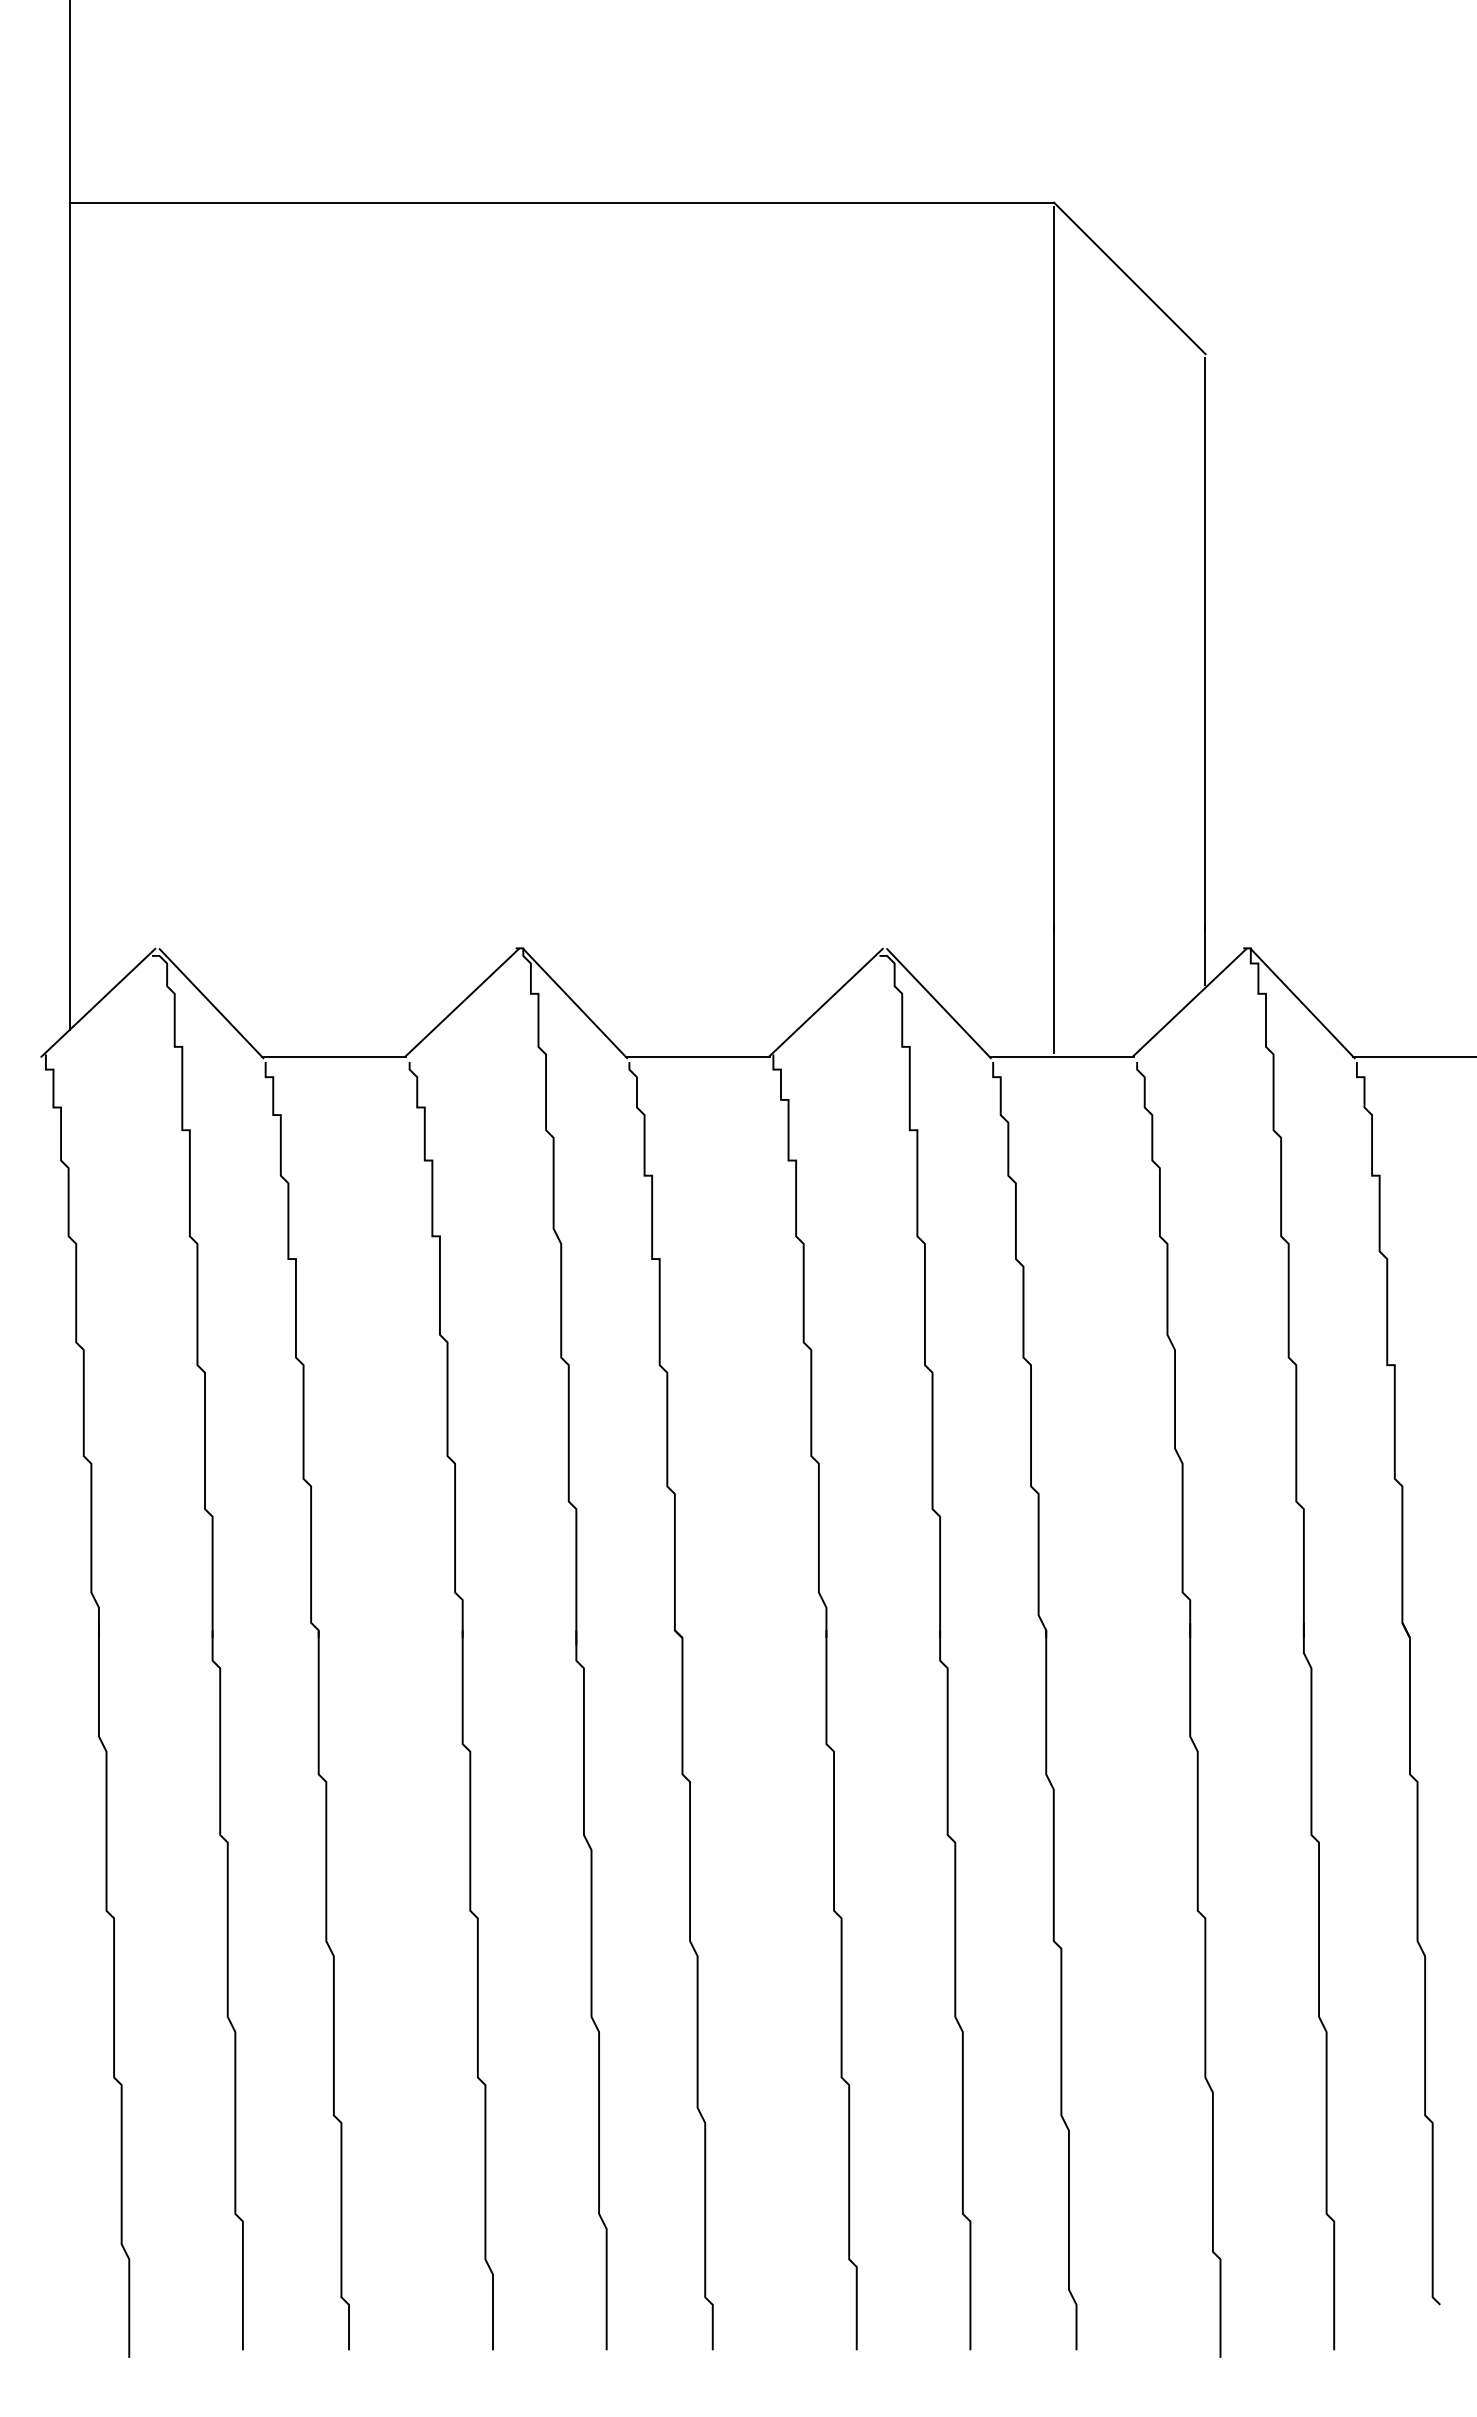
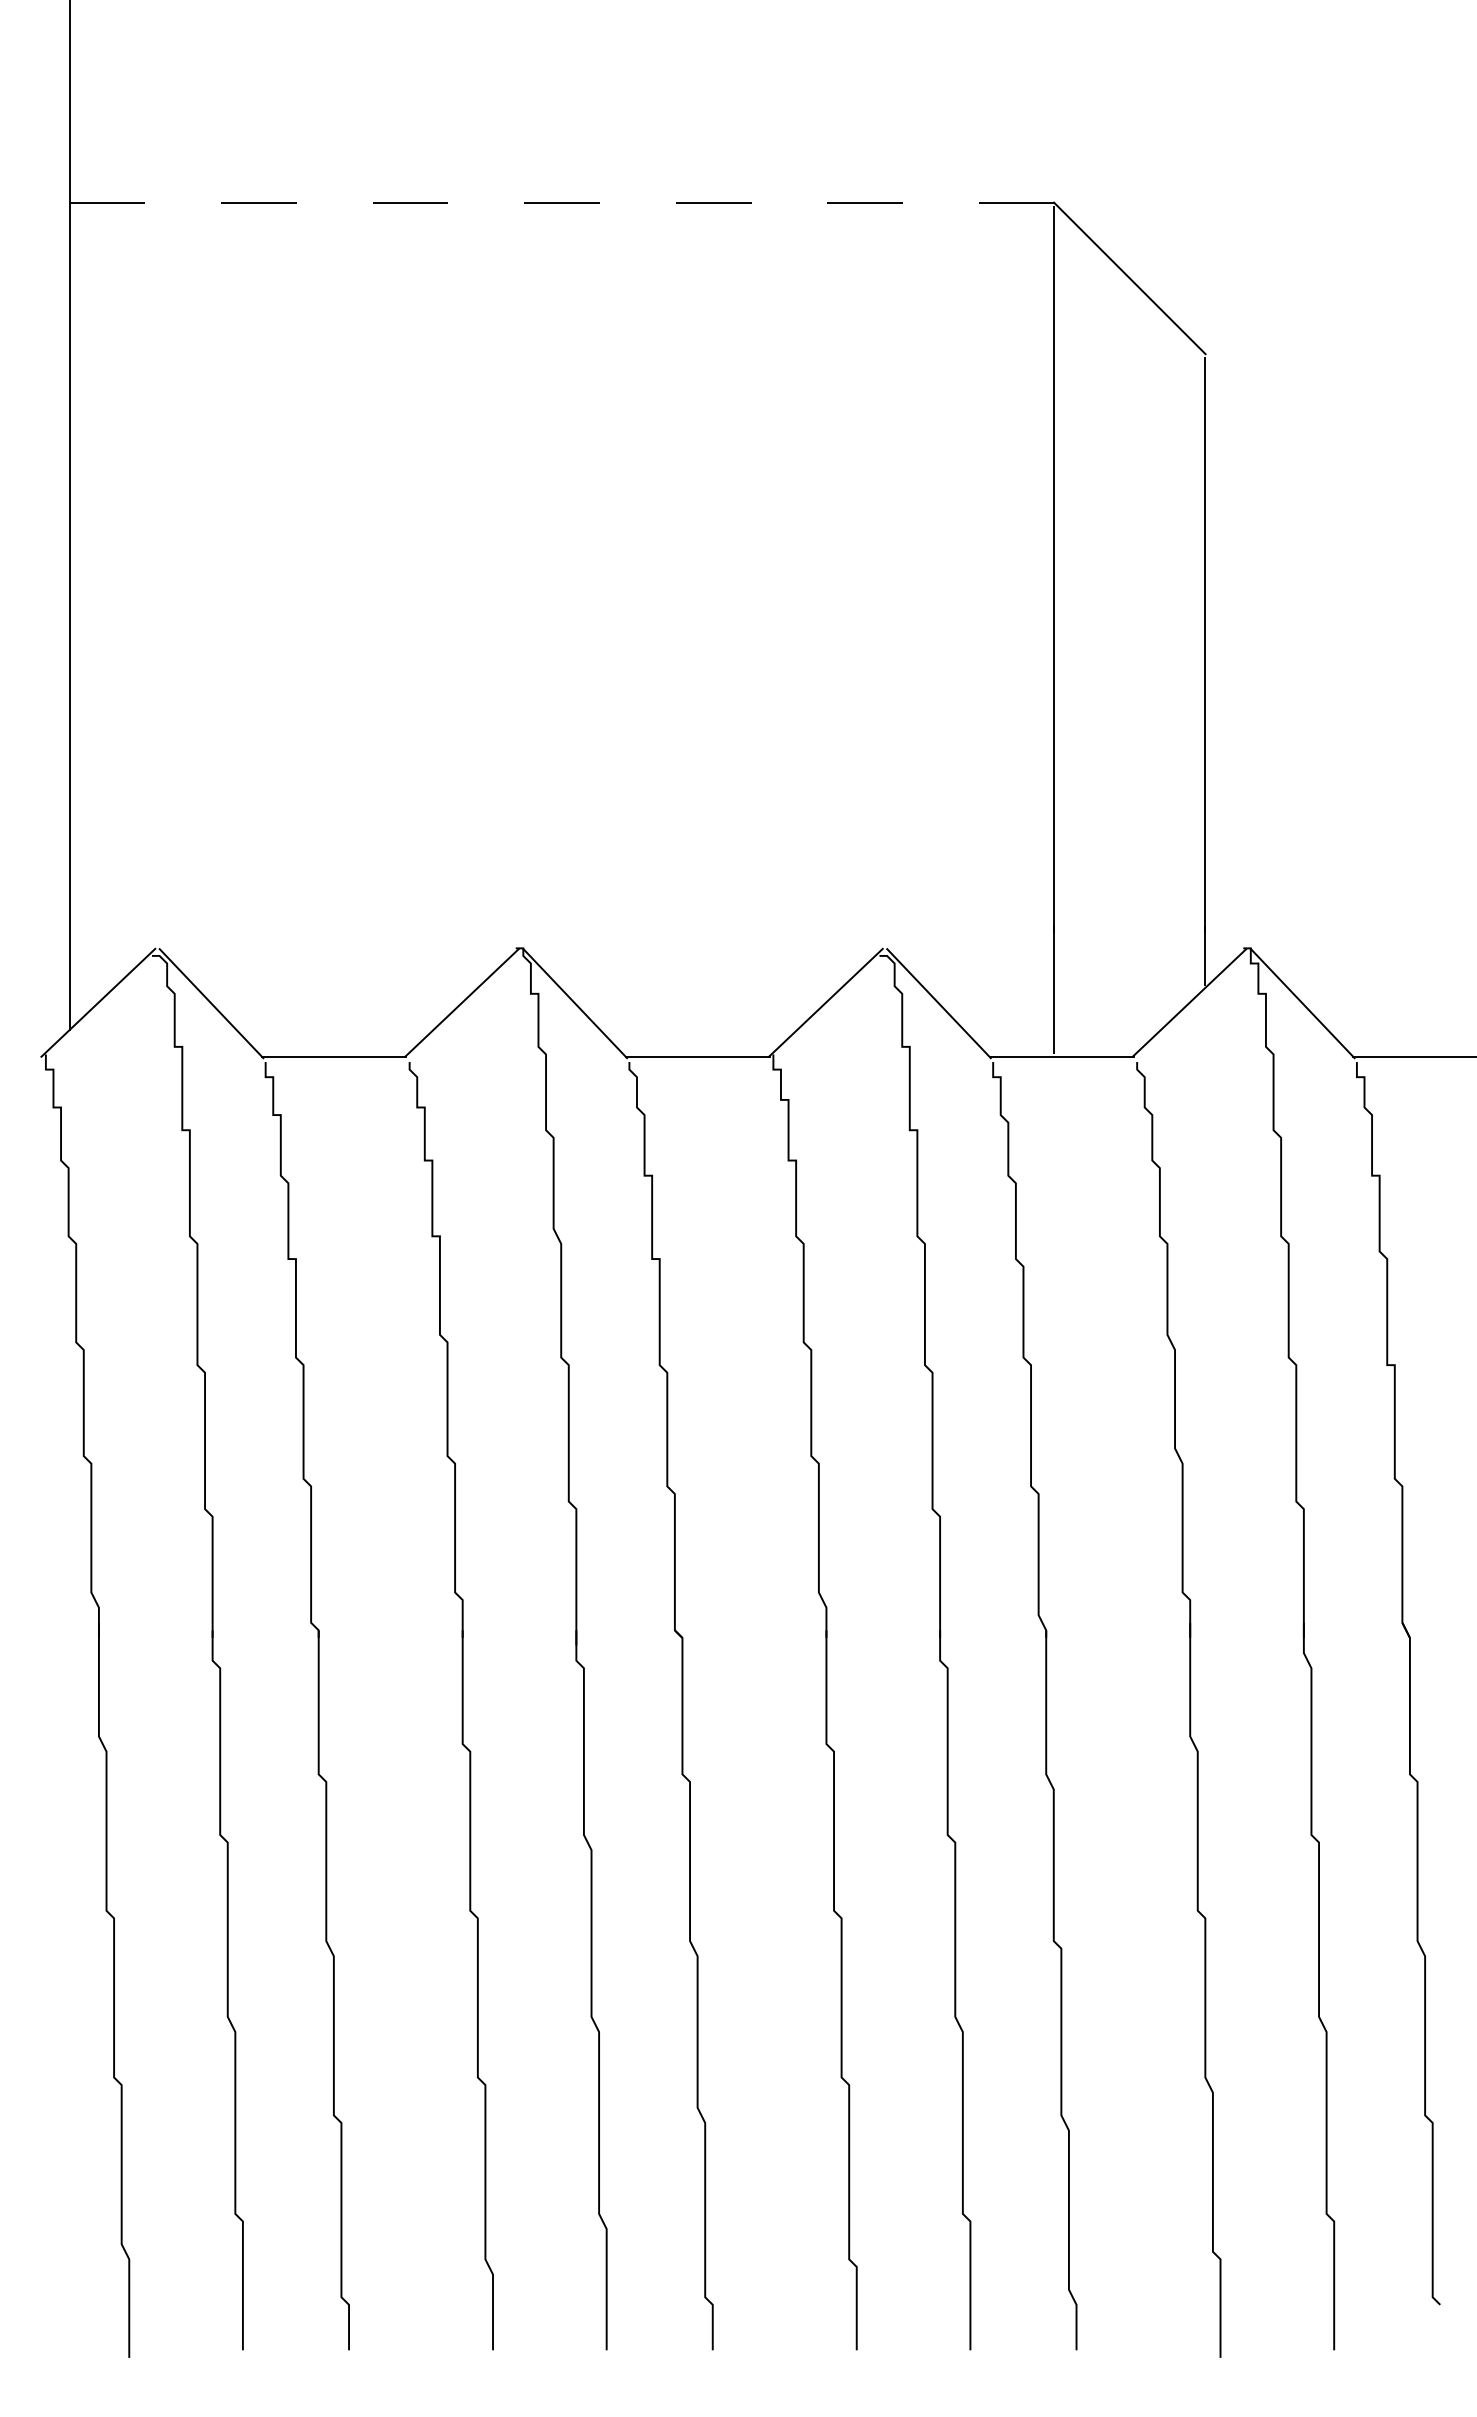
line: solid -> dashed (562, 202)
